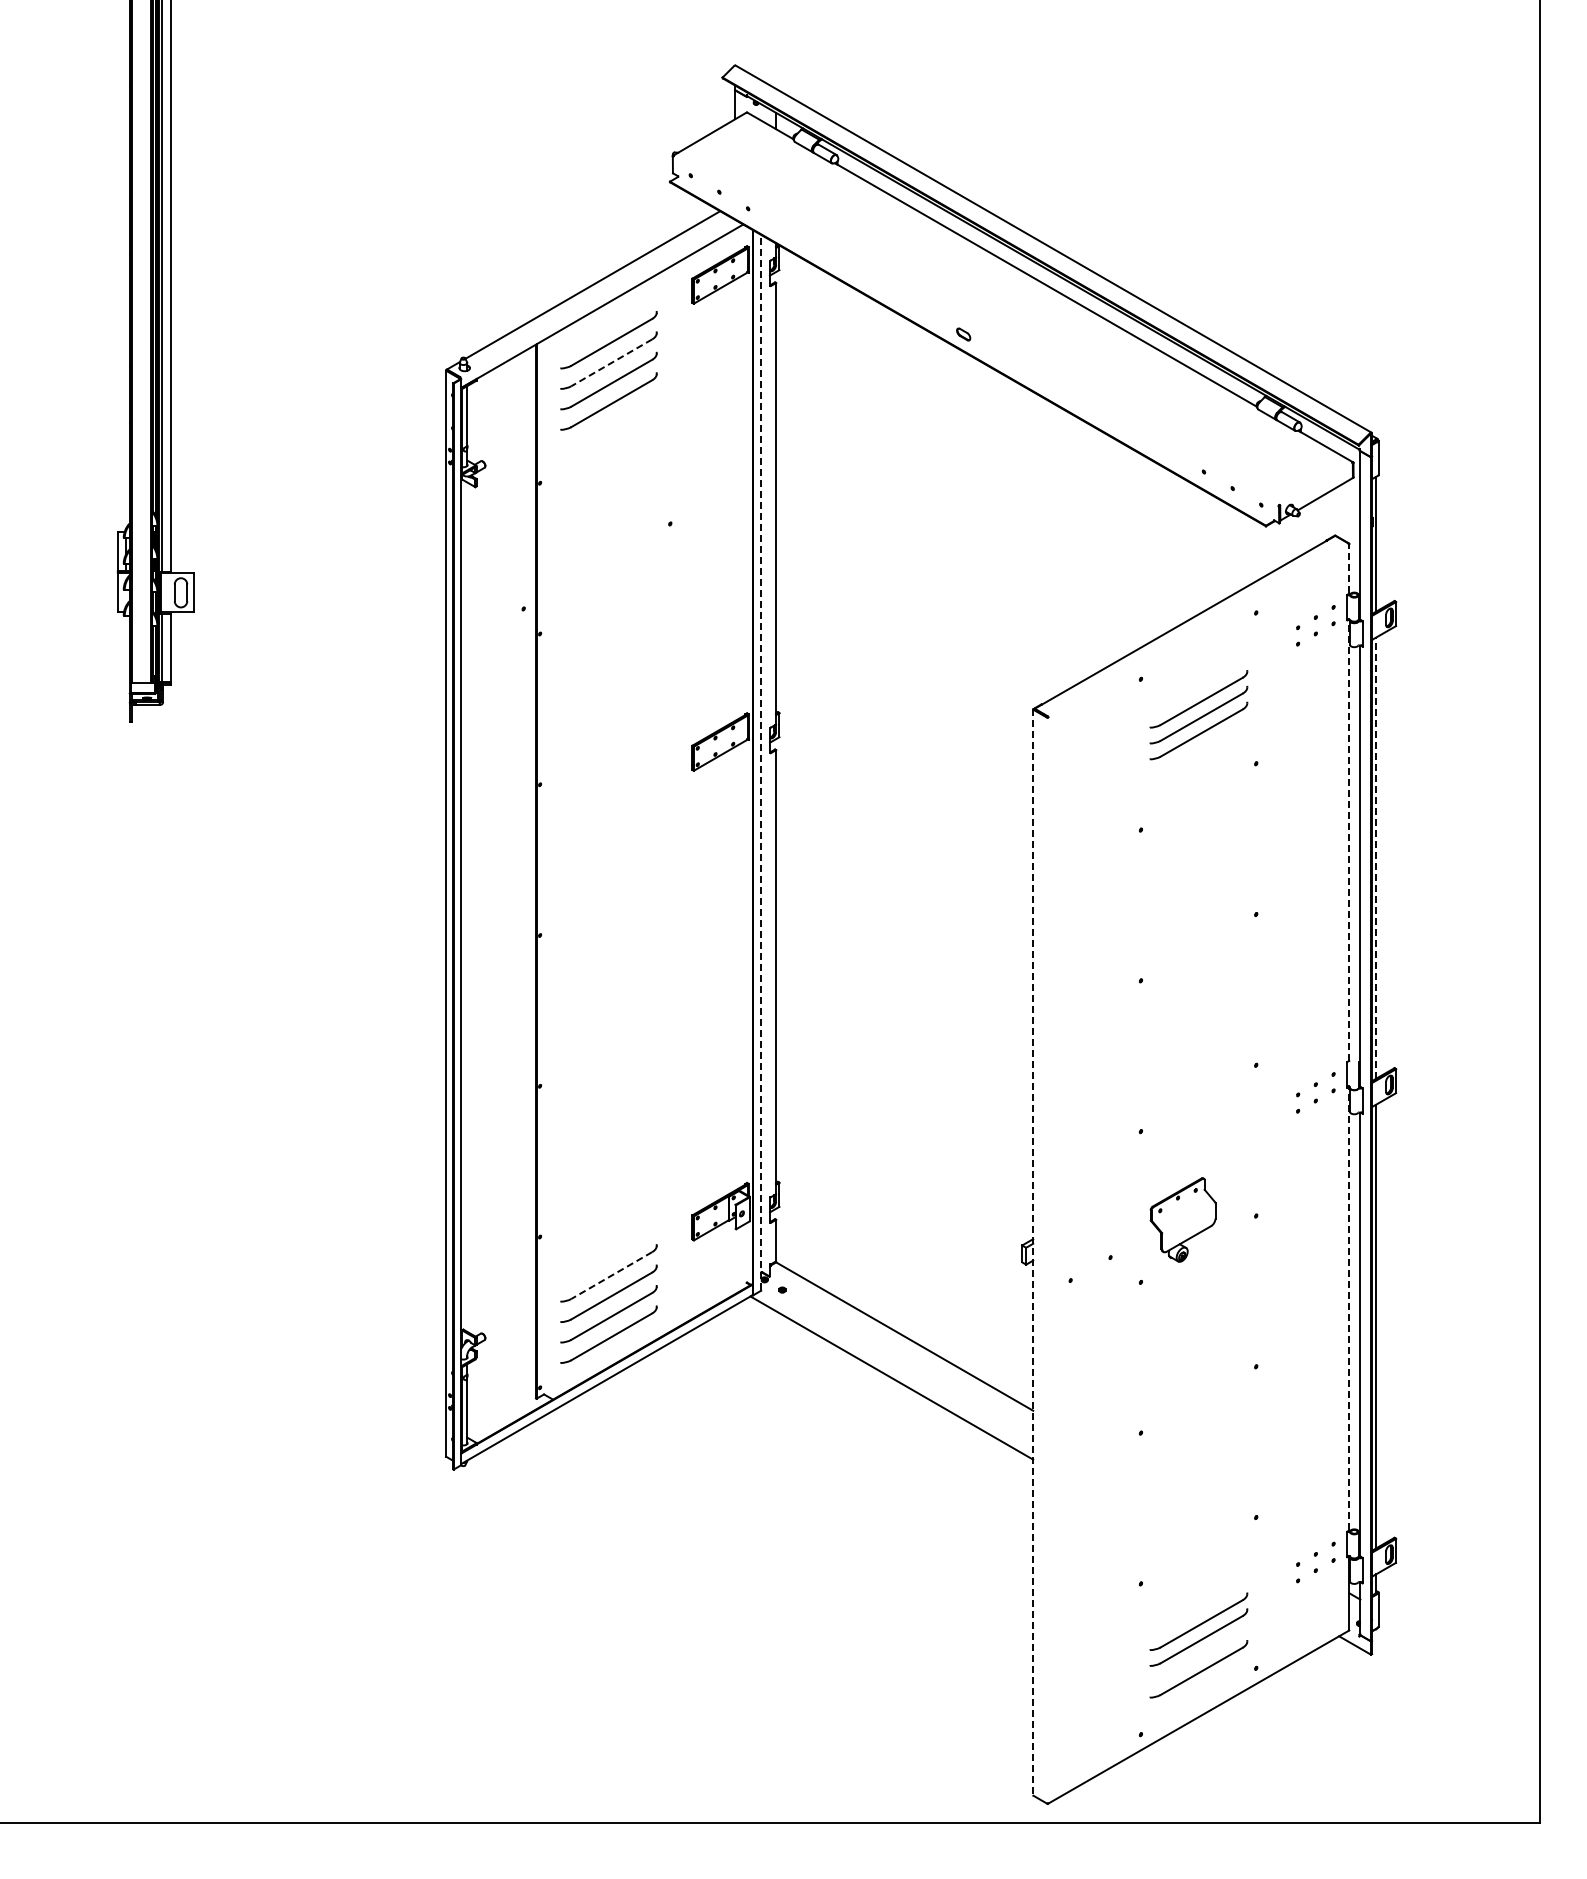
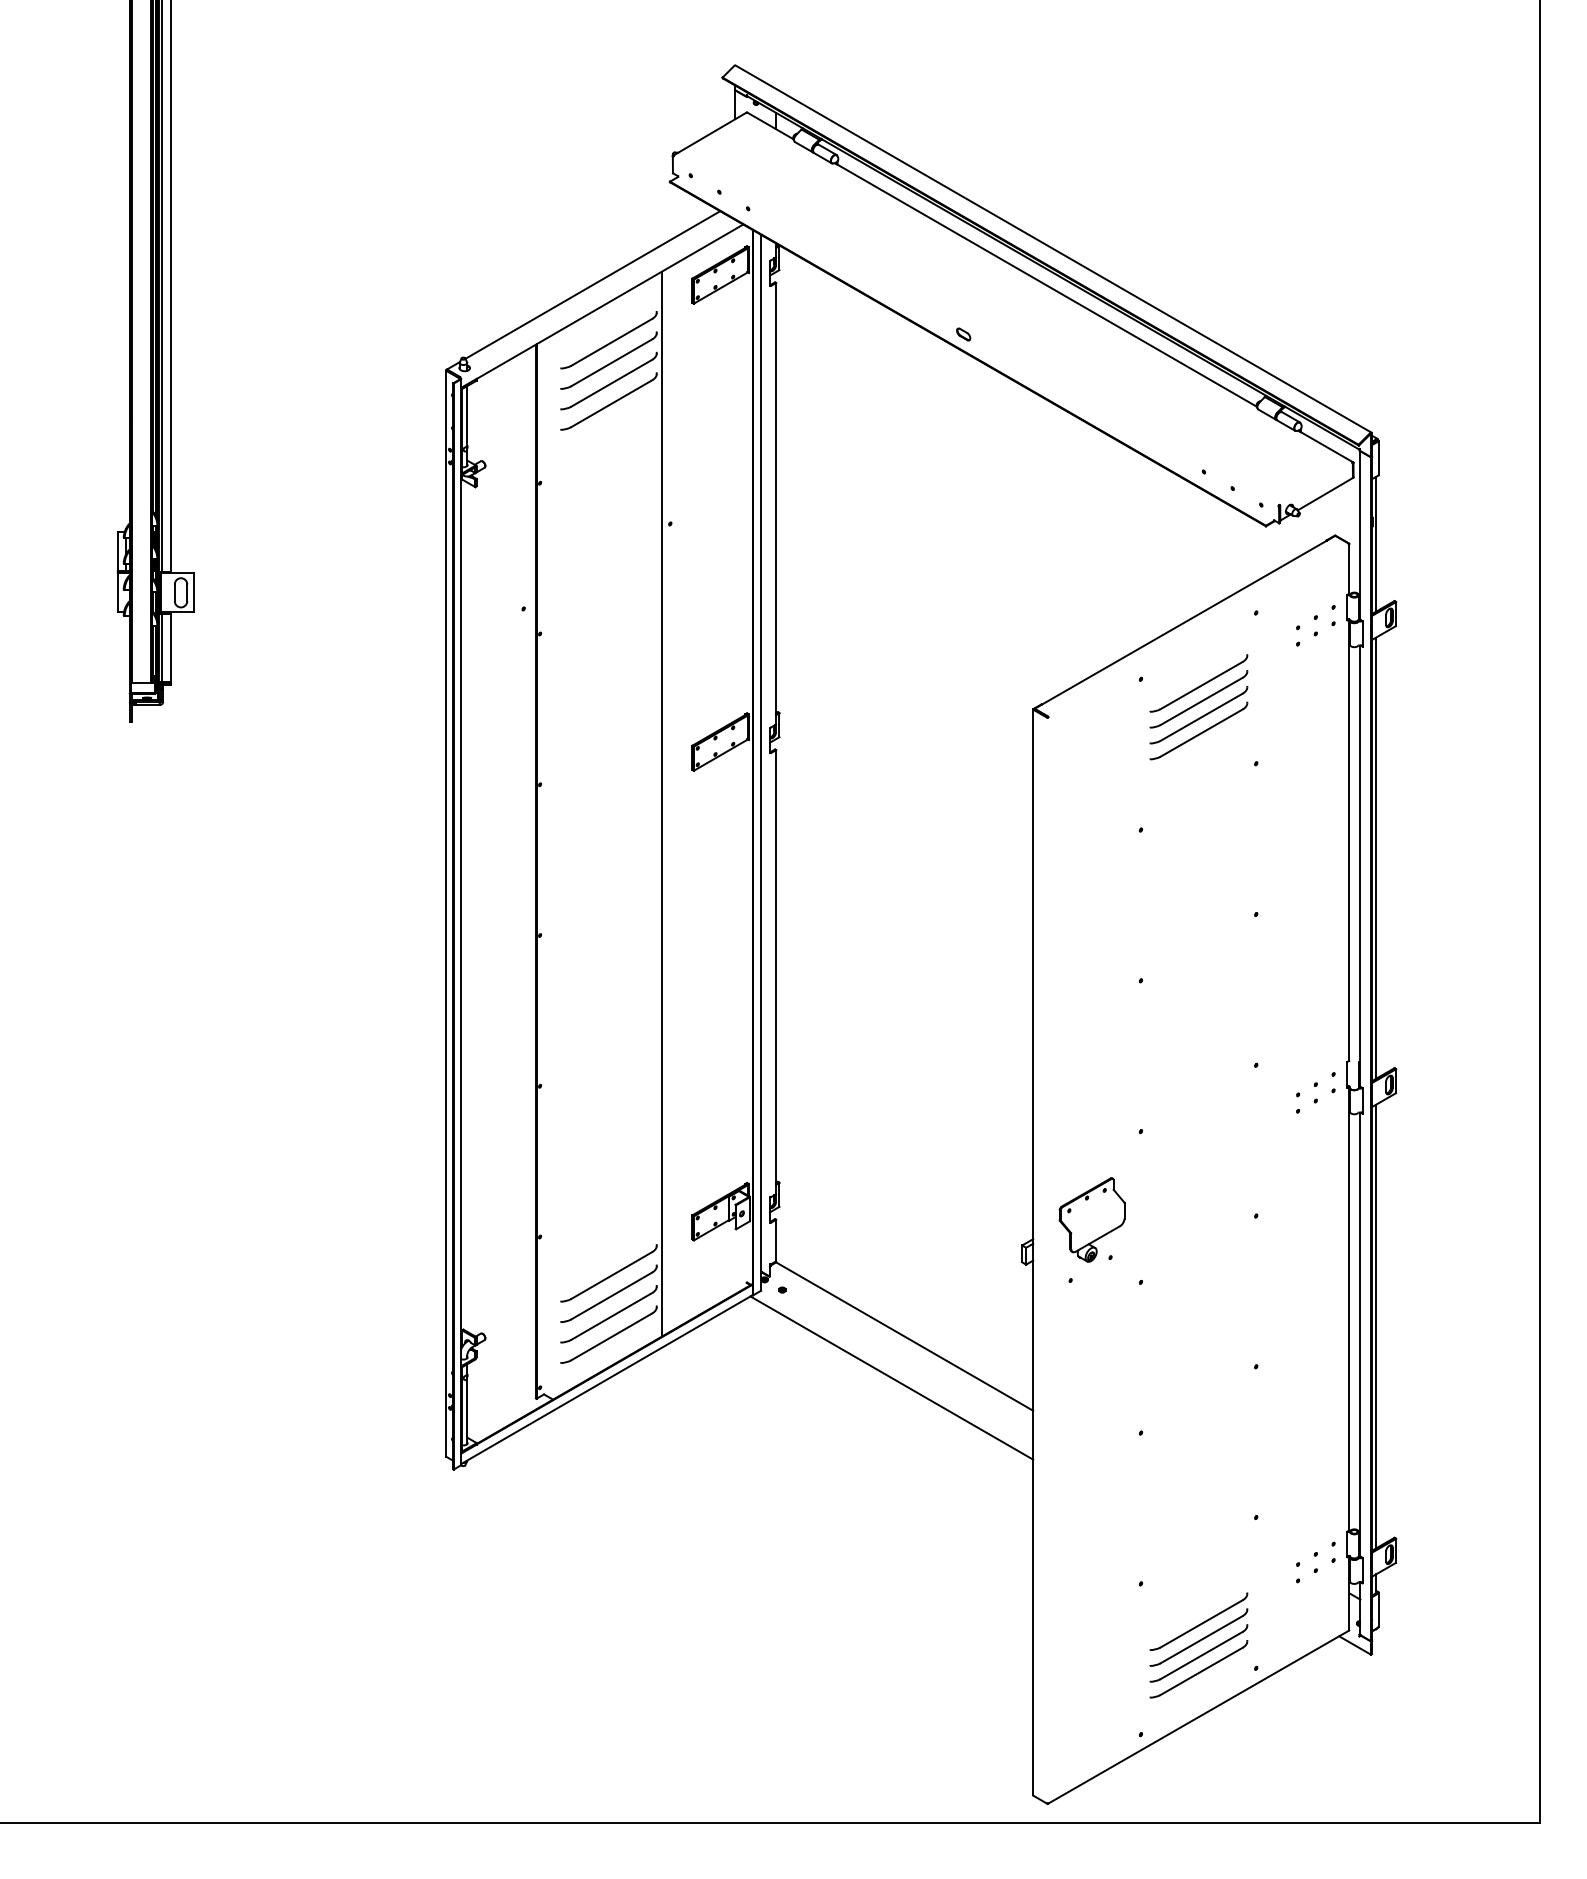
line: dashed -> solid (611, 362)
line: dashed -> solid (1349, 568)
part: none -> present (1198, 683)
line: dashed -> solid (761, 762)
line: none -> present (661, 803)
line: dashed -> solid (1349, 840)
line: dashed -> solid (1376, 858)
part position: (1182, 1219) -> (1091, 1219) (1091, 1219)
line: dashed -> solid (1033, 1252)
line: dashed -> solid (611, 1275)
line: dashed -> solid (1349, 1308)
part: none -> present (1198, 1653)
